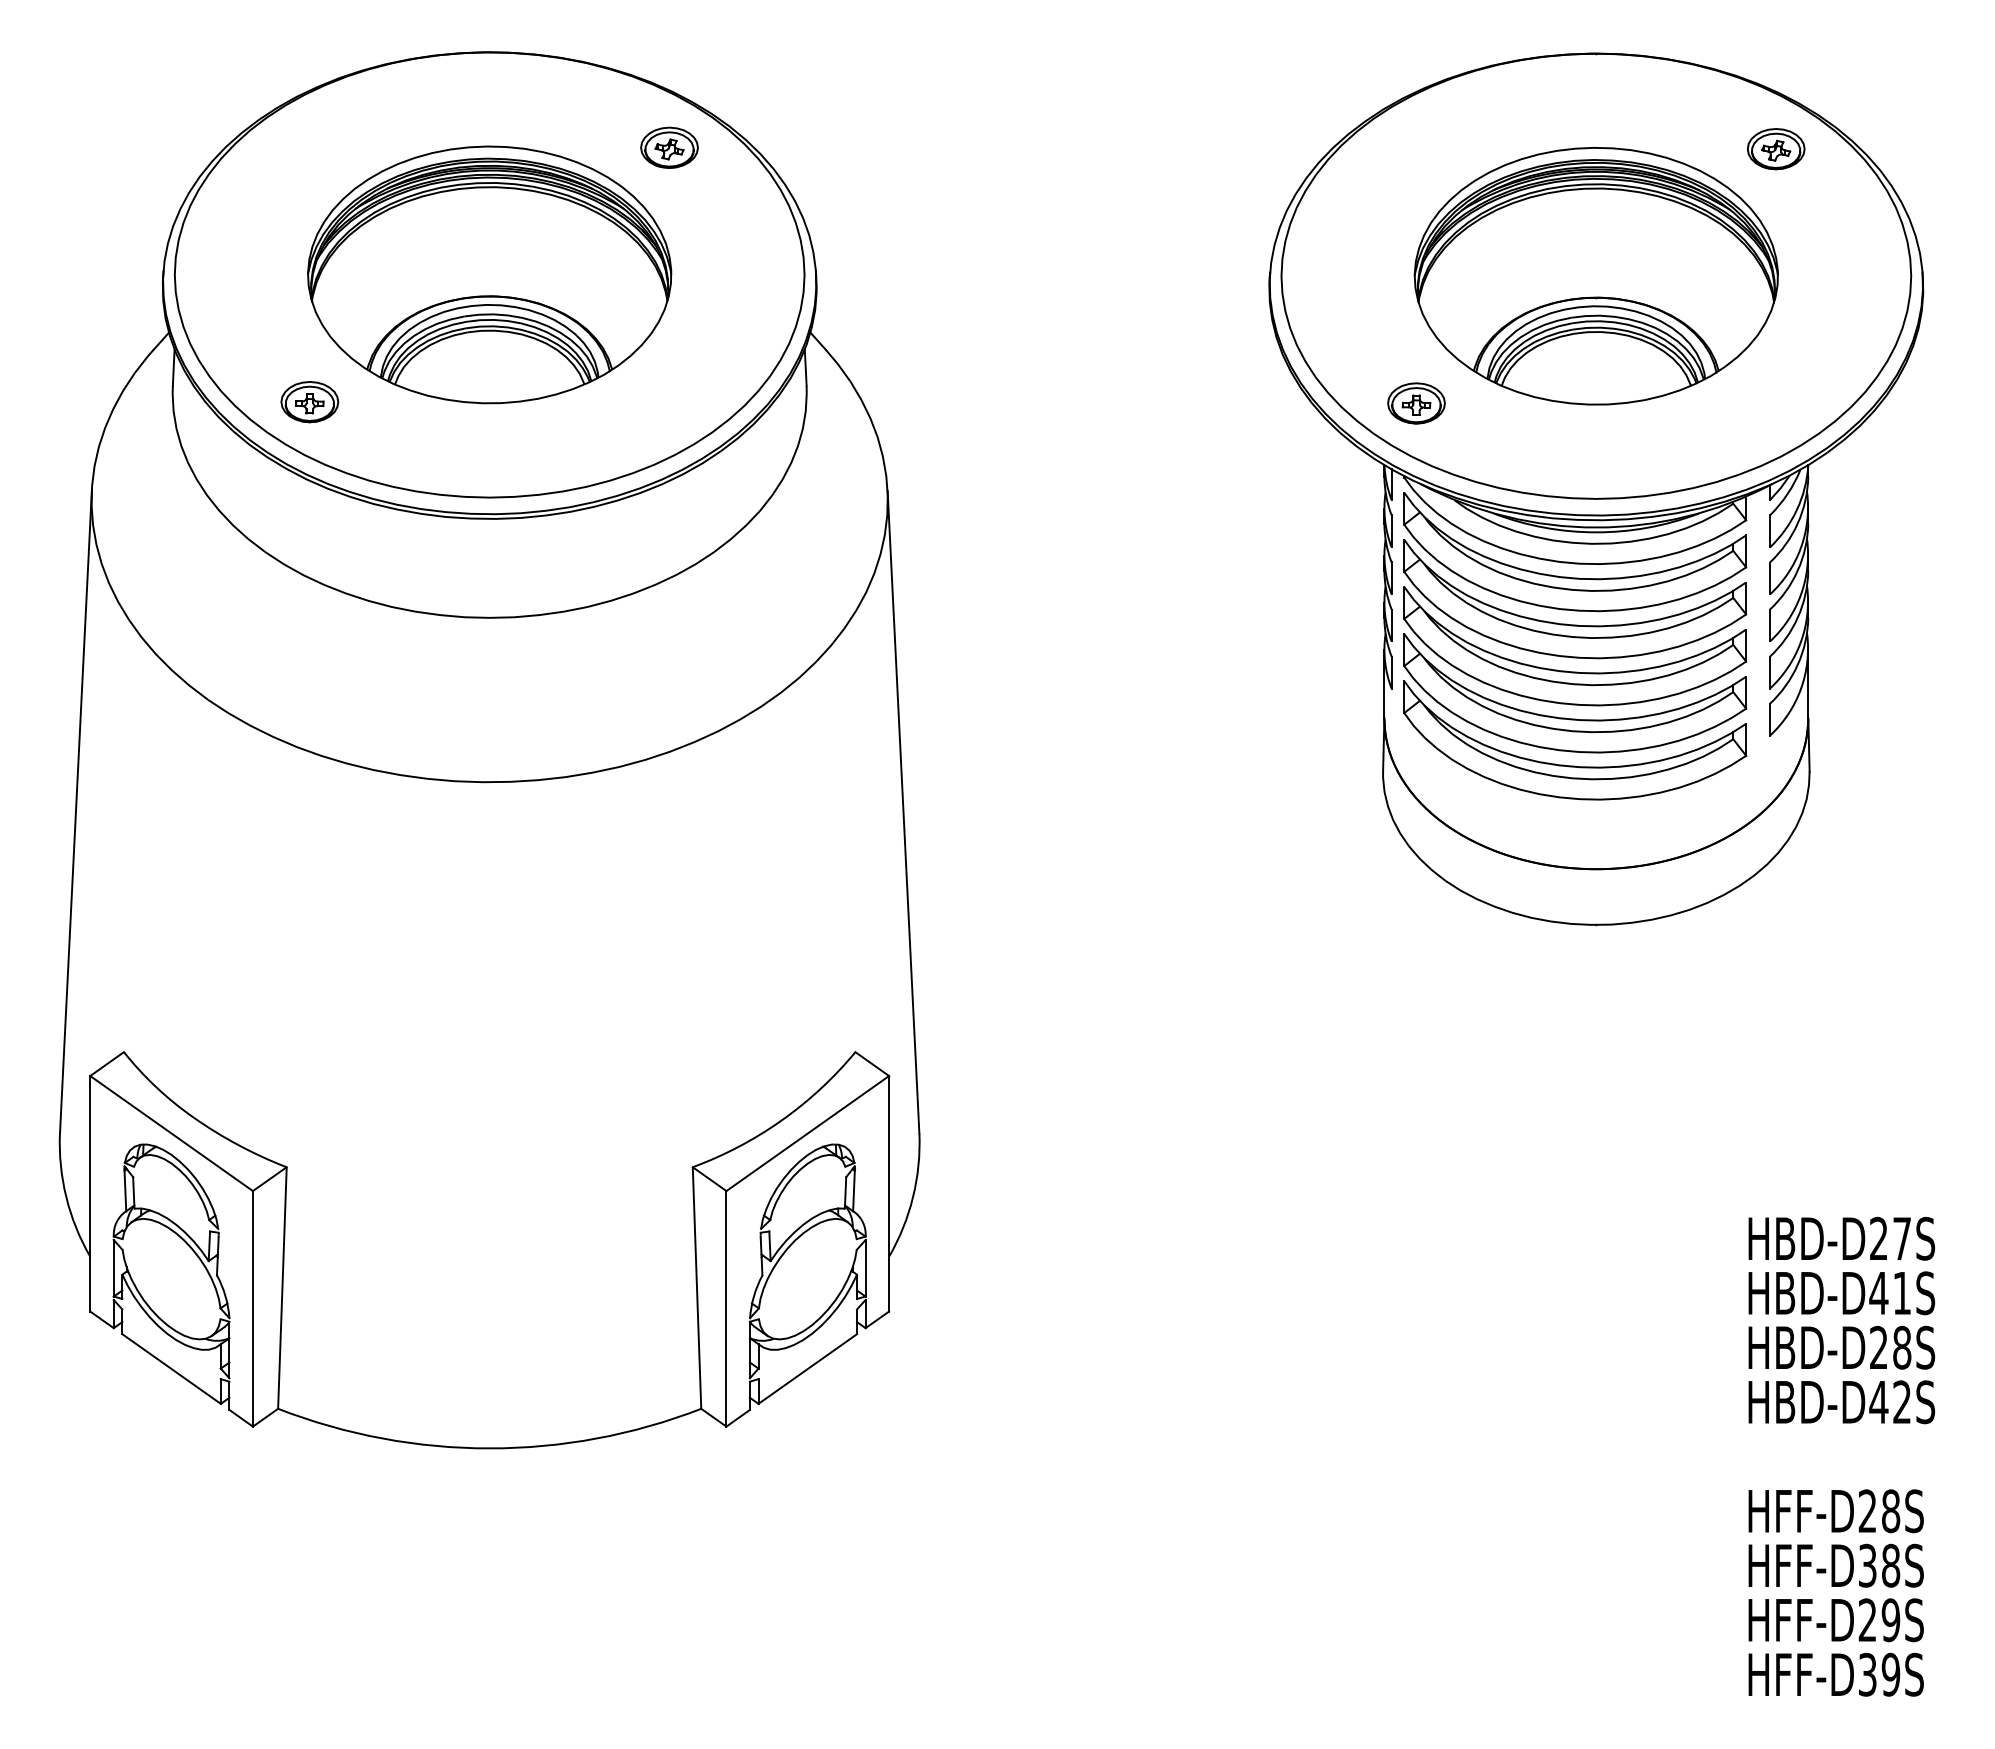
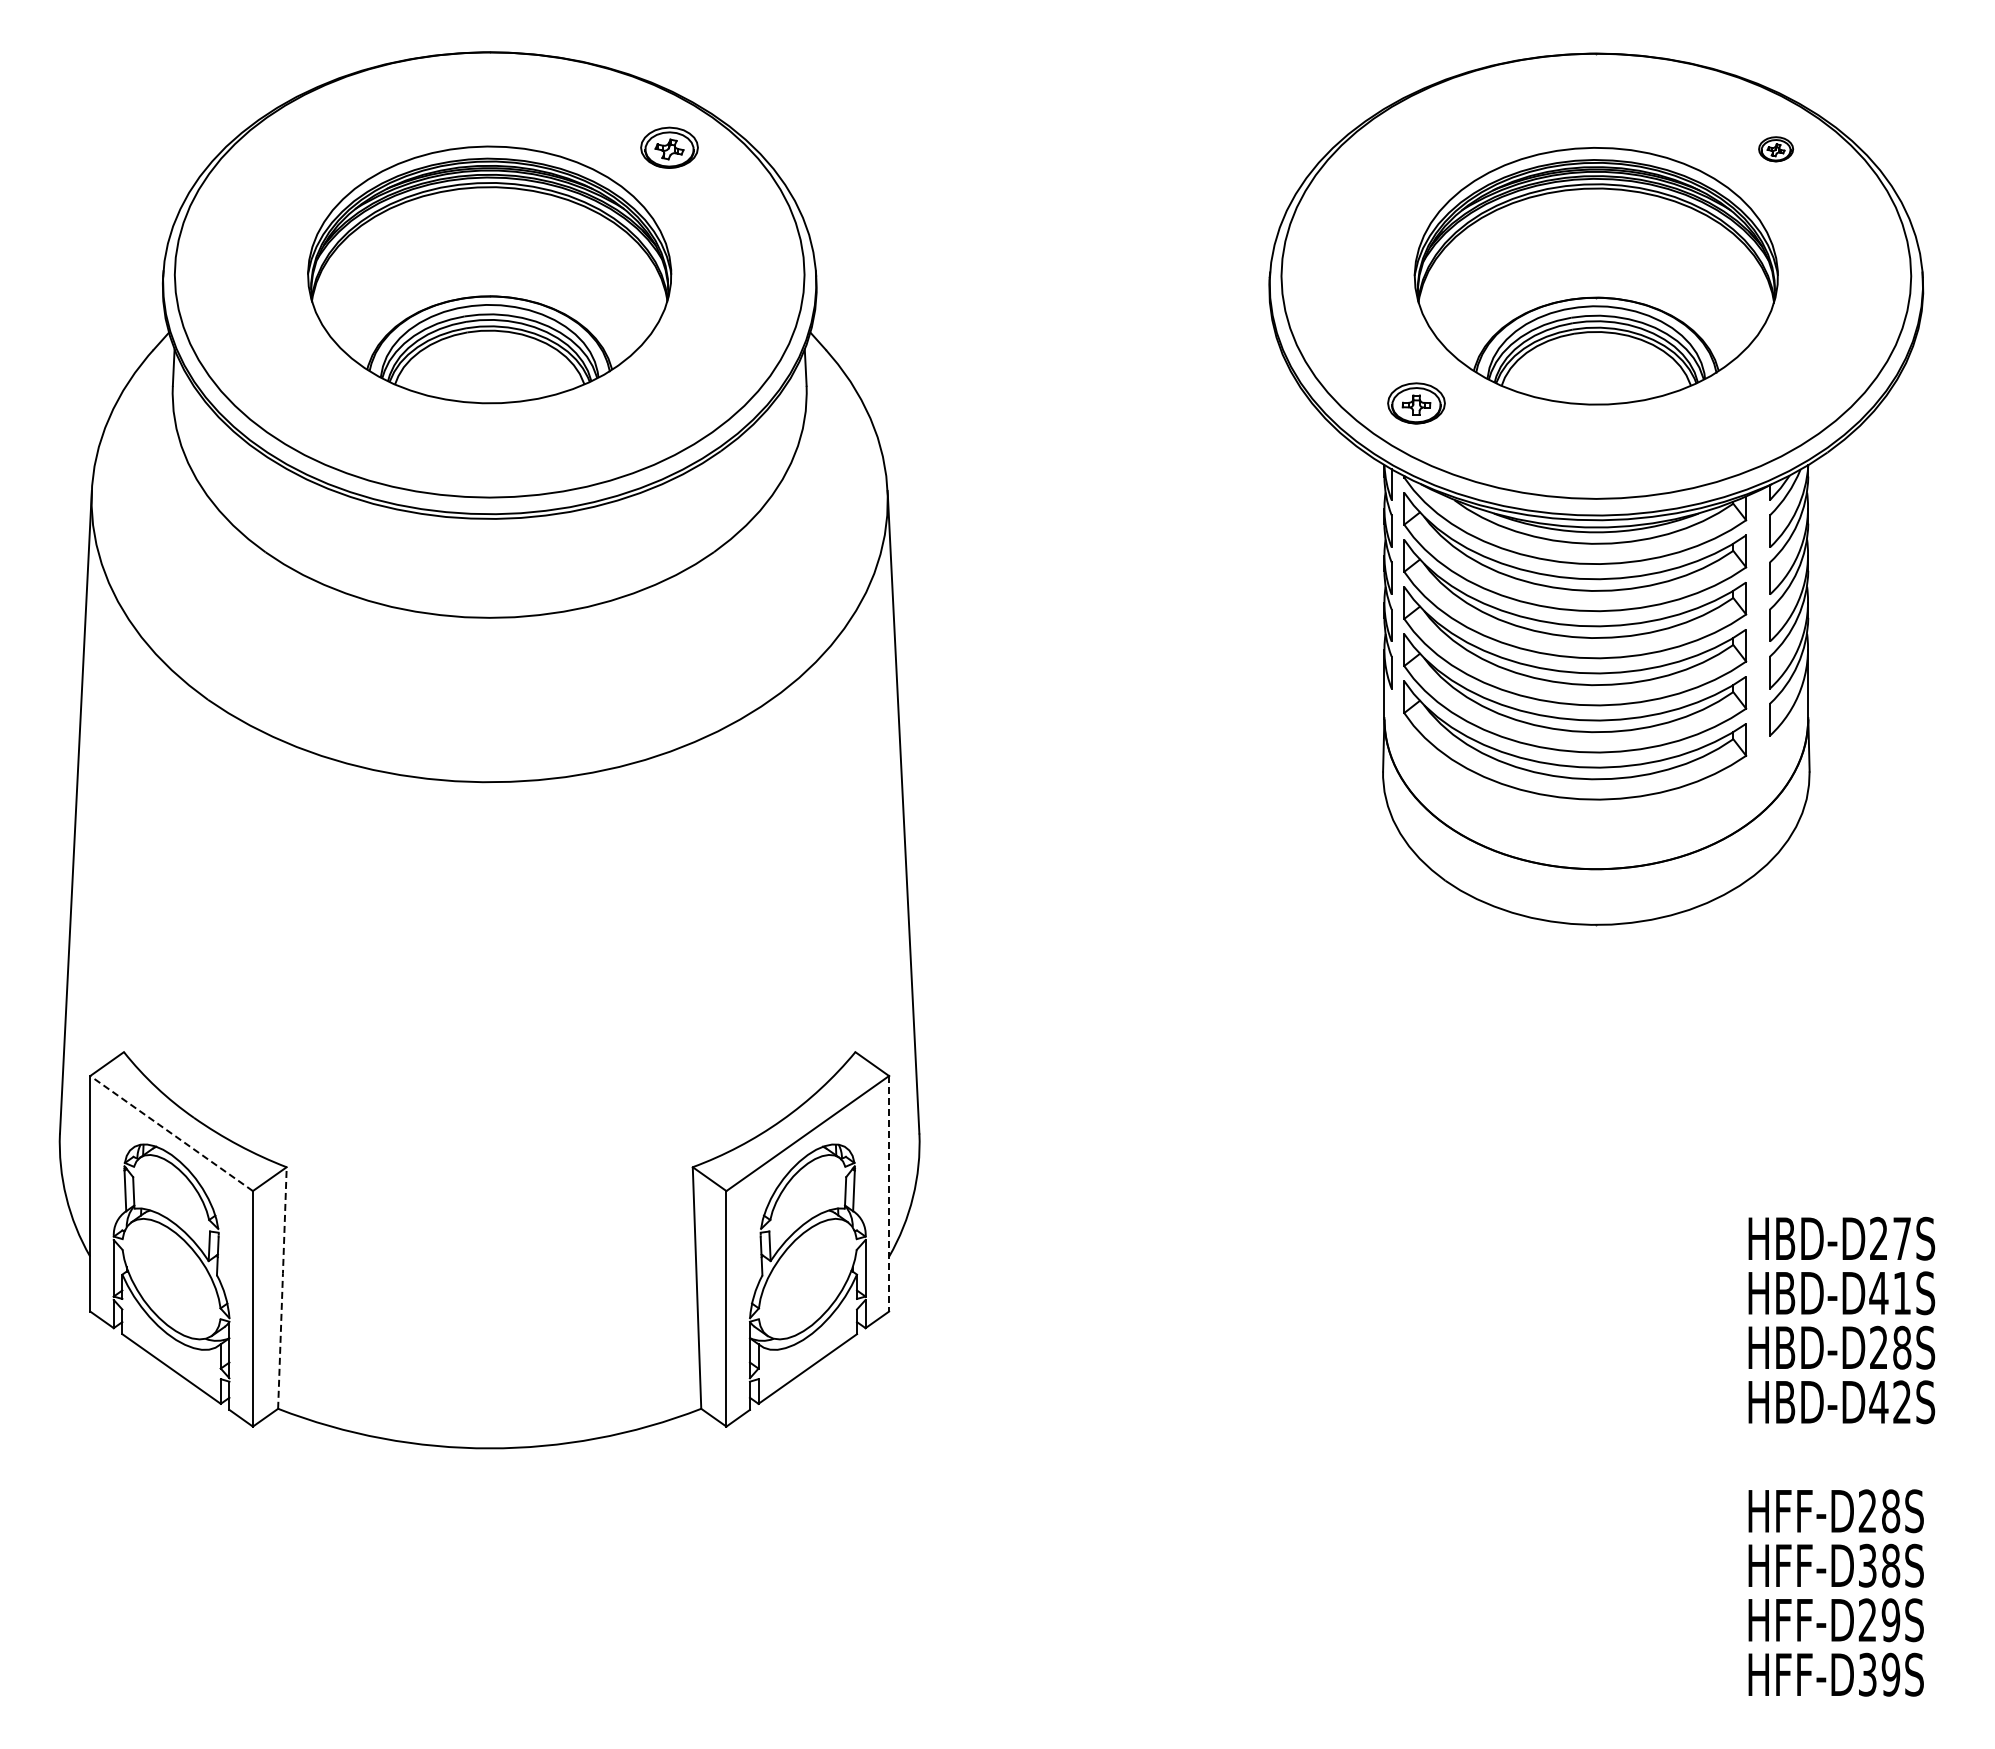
part size: 60x43 px -> 37x27 px (1776, 149)
part: present -> none (309, 402)
line: solid -> dashed (171, 1133)
line: solid -> dashed (889, 1193)
line: solid -> dashed (282, 1287)
